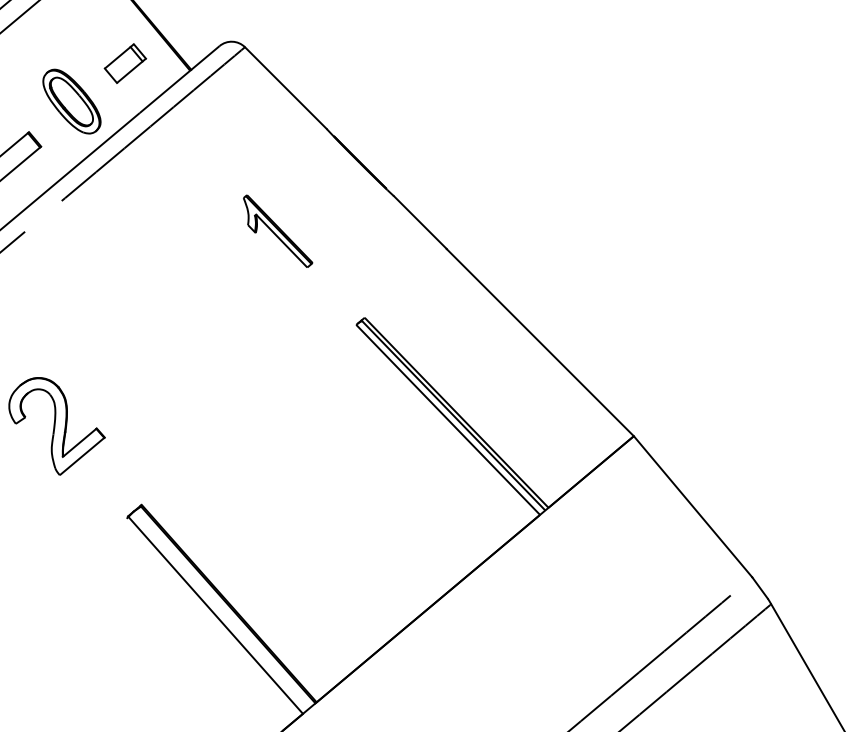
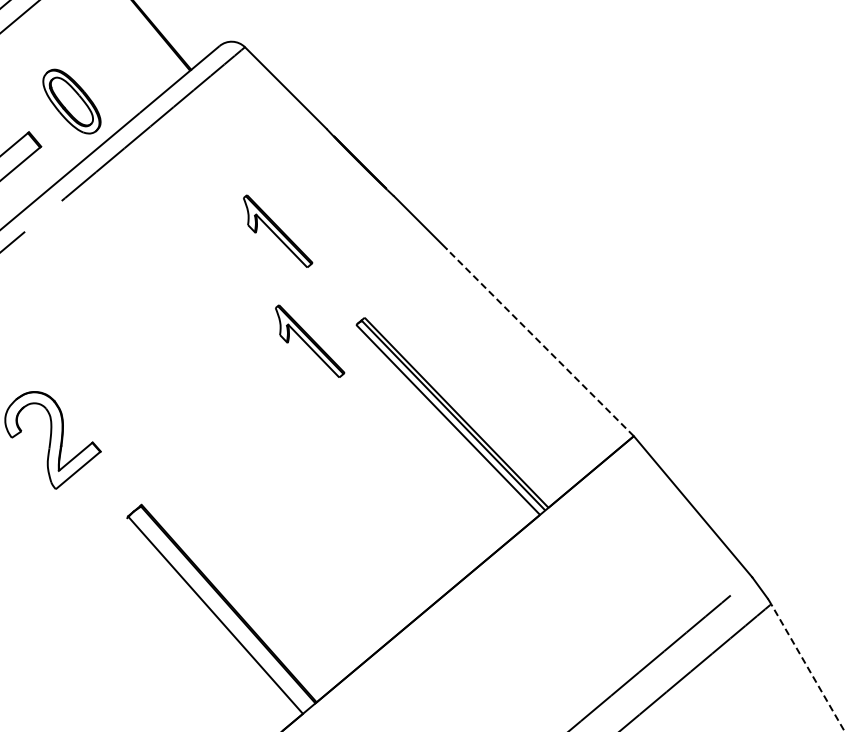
part: present -> none (125, 63)
part: none -> present (310, 340)
line: solid -> dashed (539, 342)
part position: (56, 426) -> (52, 440) (52, 440)
line: solid -> dashed (807, 667)
